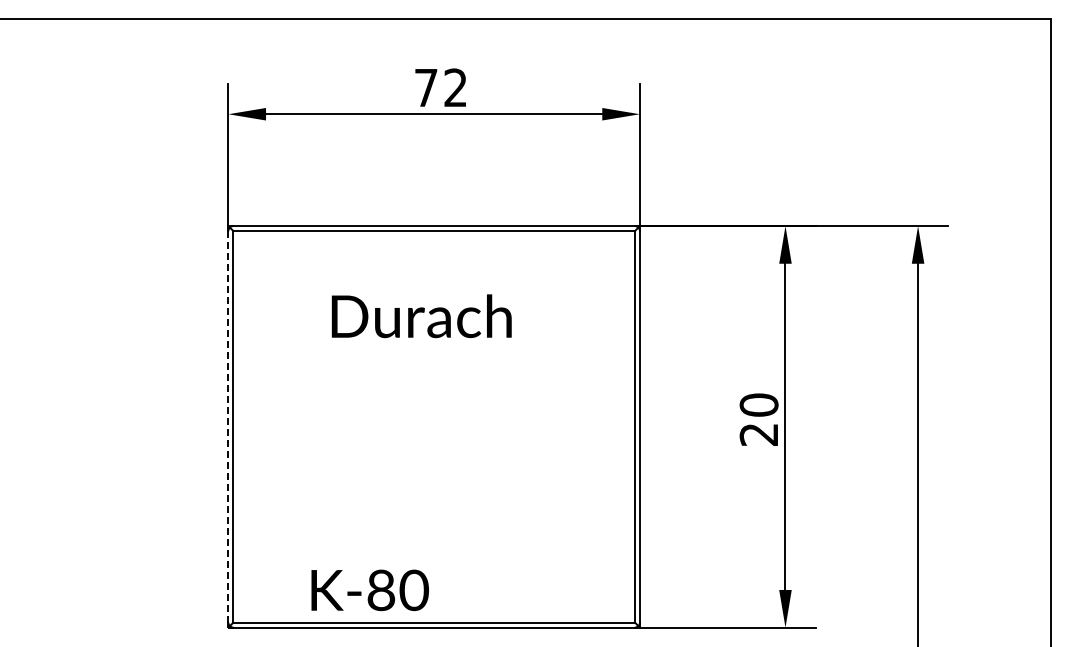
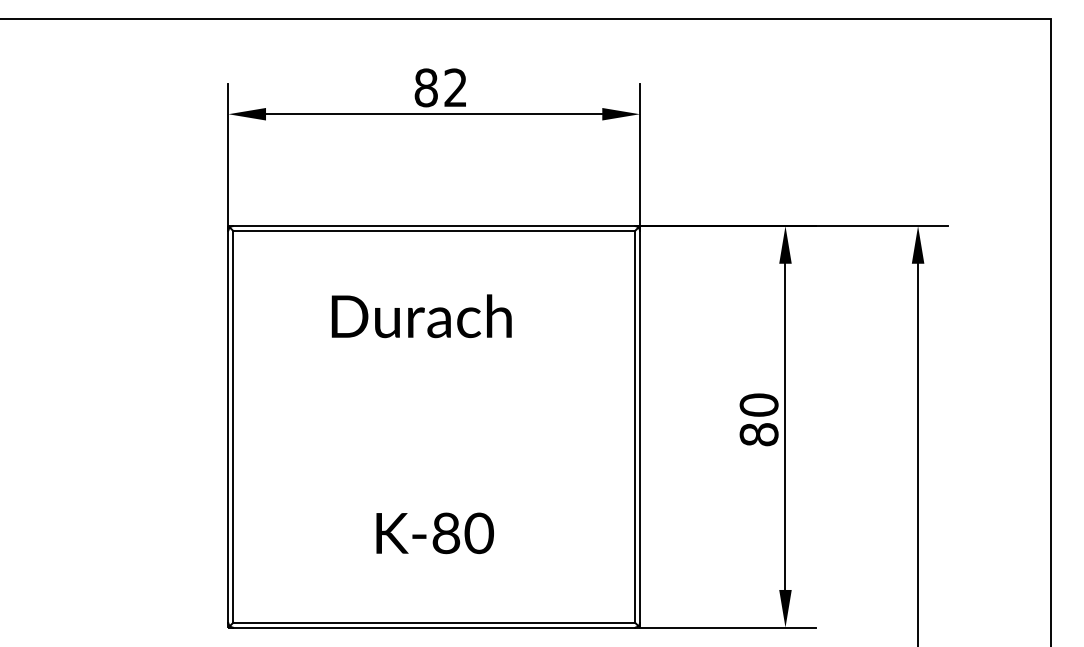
text: 72 -> 82 (425, 87)
line: dashed -> solid (228, 426)
text: 20 -> 80 (758, 434)
text position: (369, 590) -> (434, 533) (434, 533)
